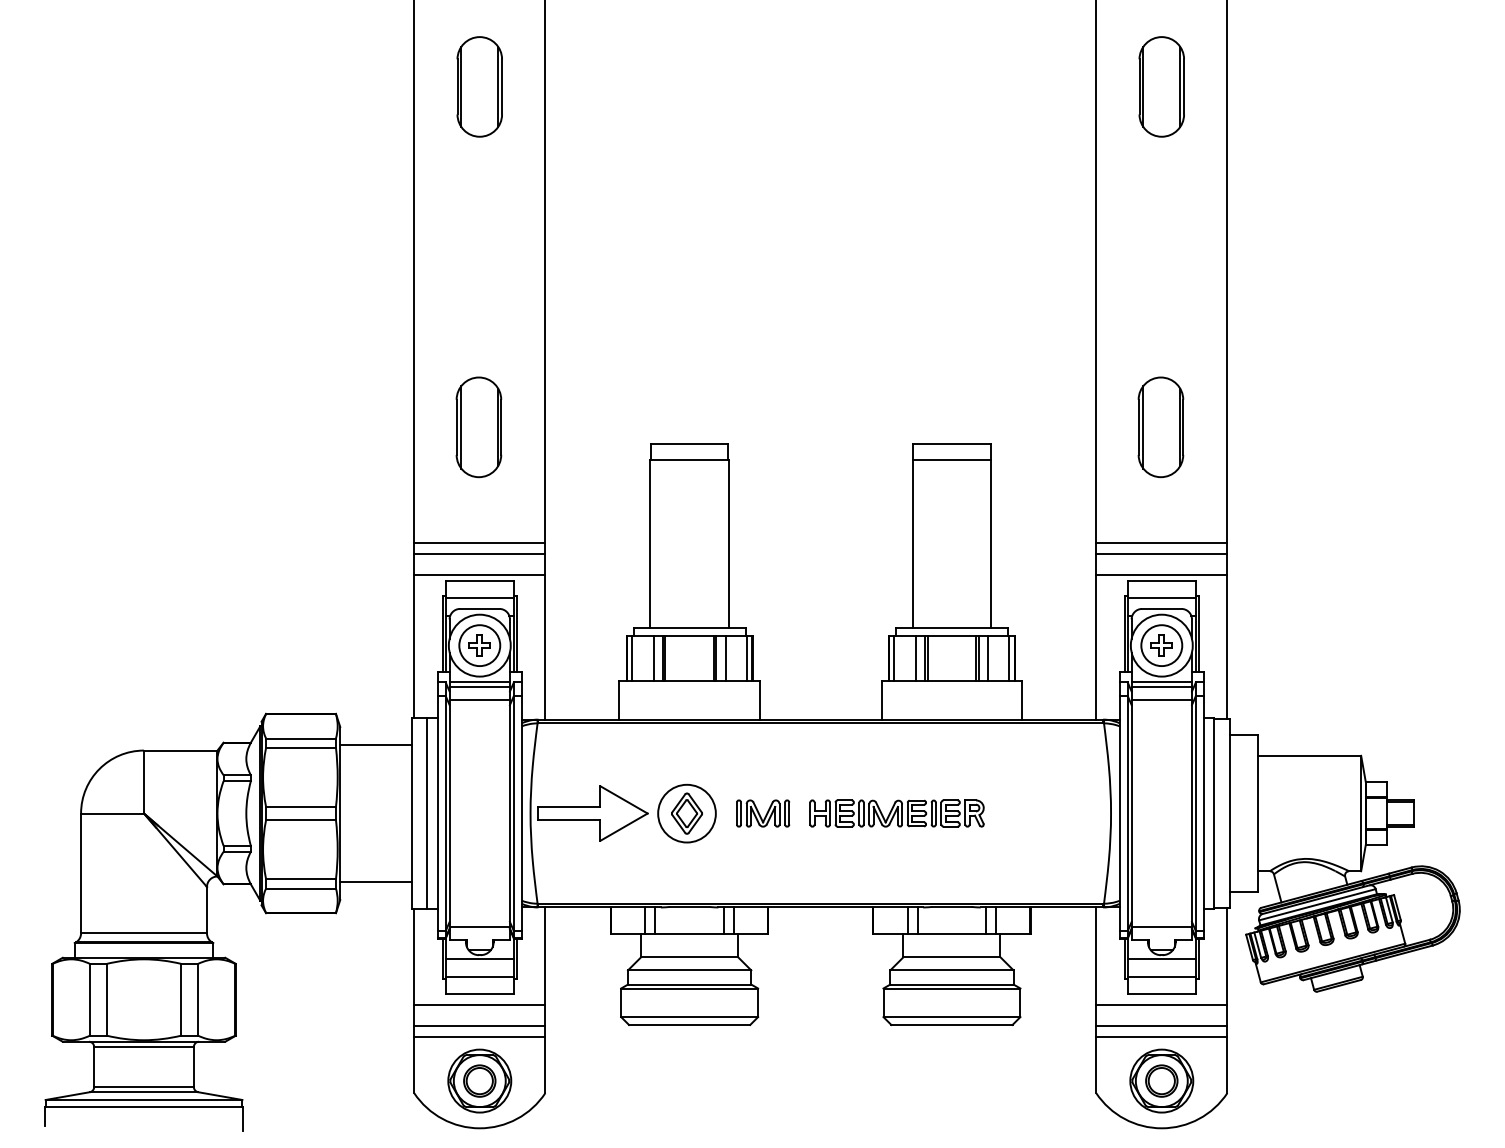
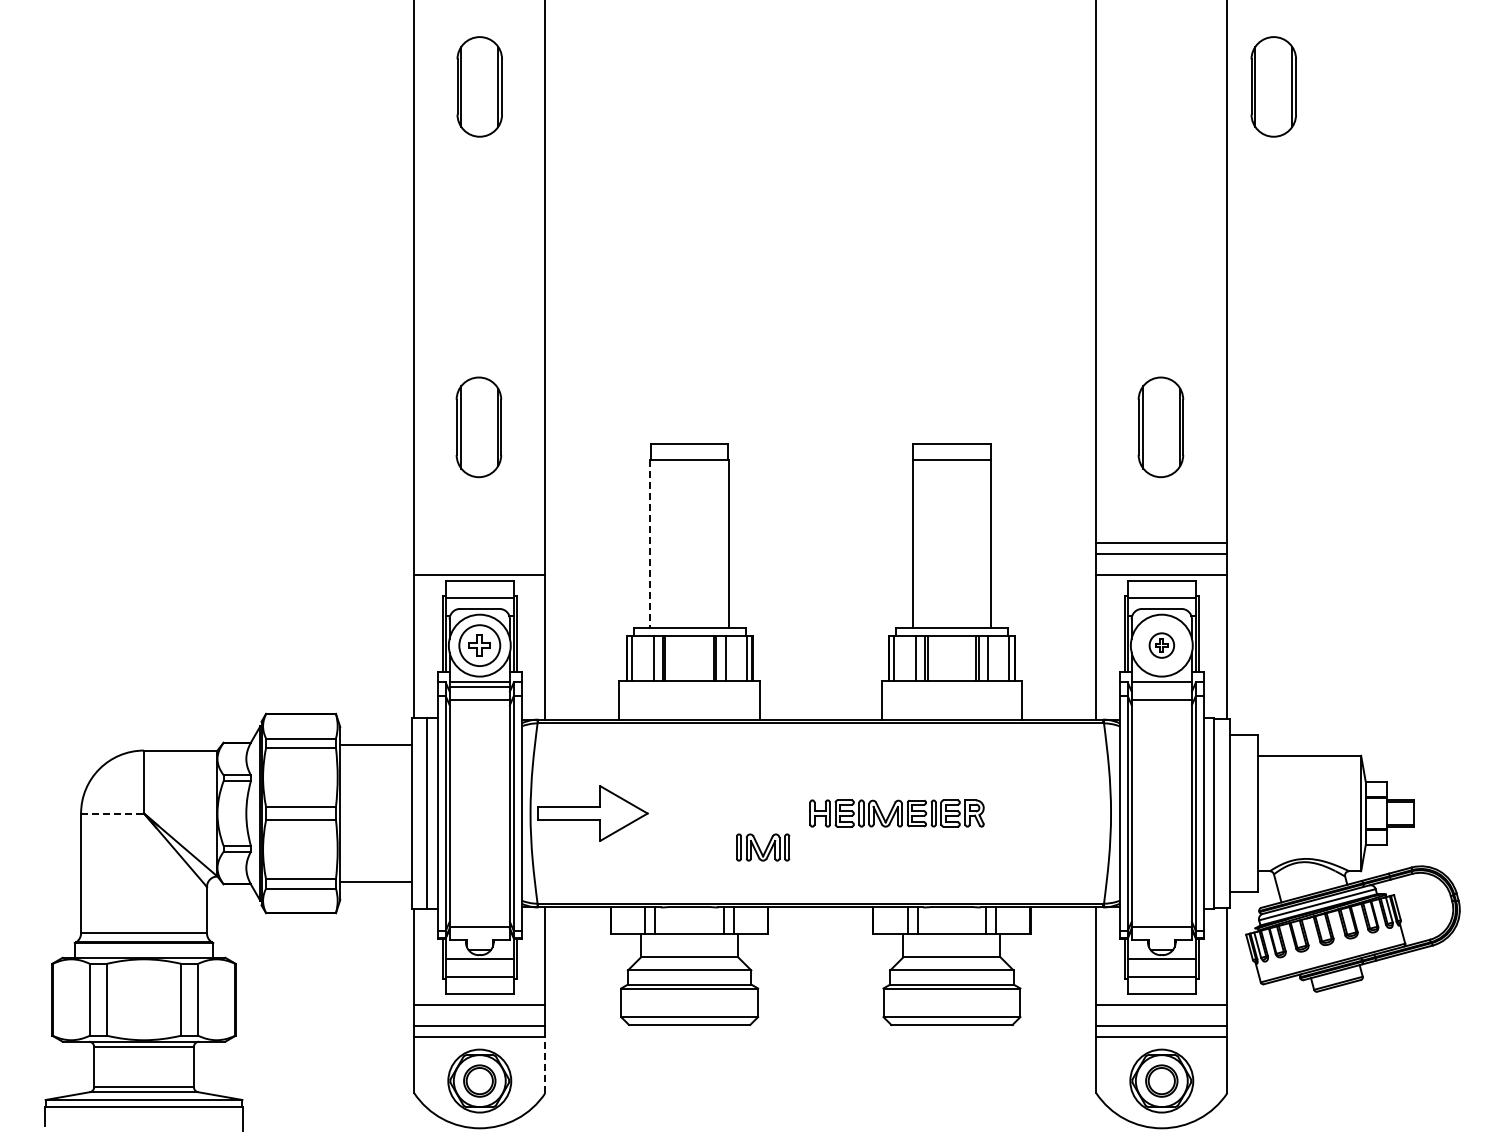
part position: (1161, 86) -> (1273, 86) (1273, 86)
line: present -> none (479, 543)
line: solid -> dashed (650, 543)
line: present -> none (479, 553)
part size: 44x43 px -> 27x27 px (1161, 645)
line: present -> none (1161, 686)
line: solid -> dashed (113, 813)
part: present -> none (686, 813)
part position: (763, 813) -> (763, 847) (763, 847)
line: solid -> dashed (545, 1064)
